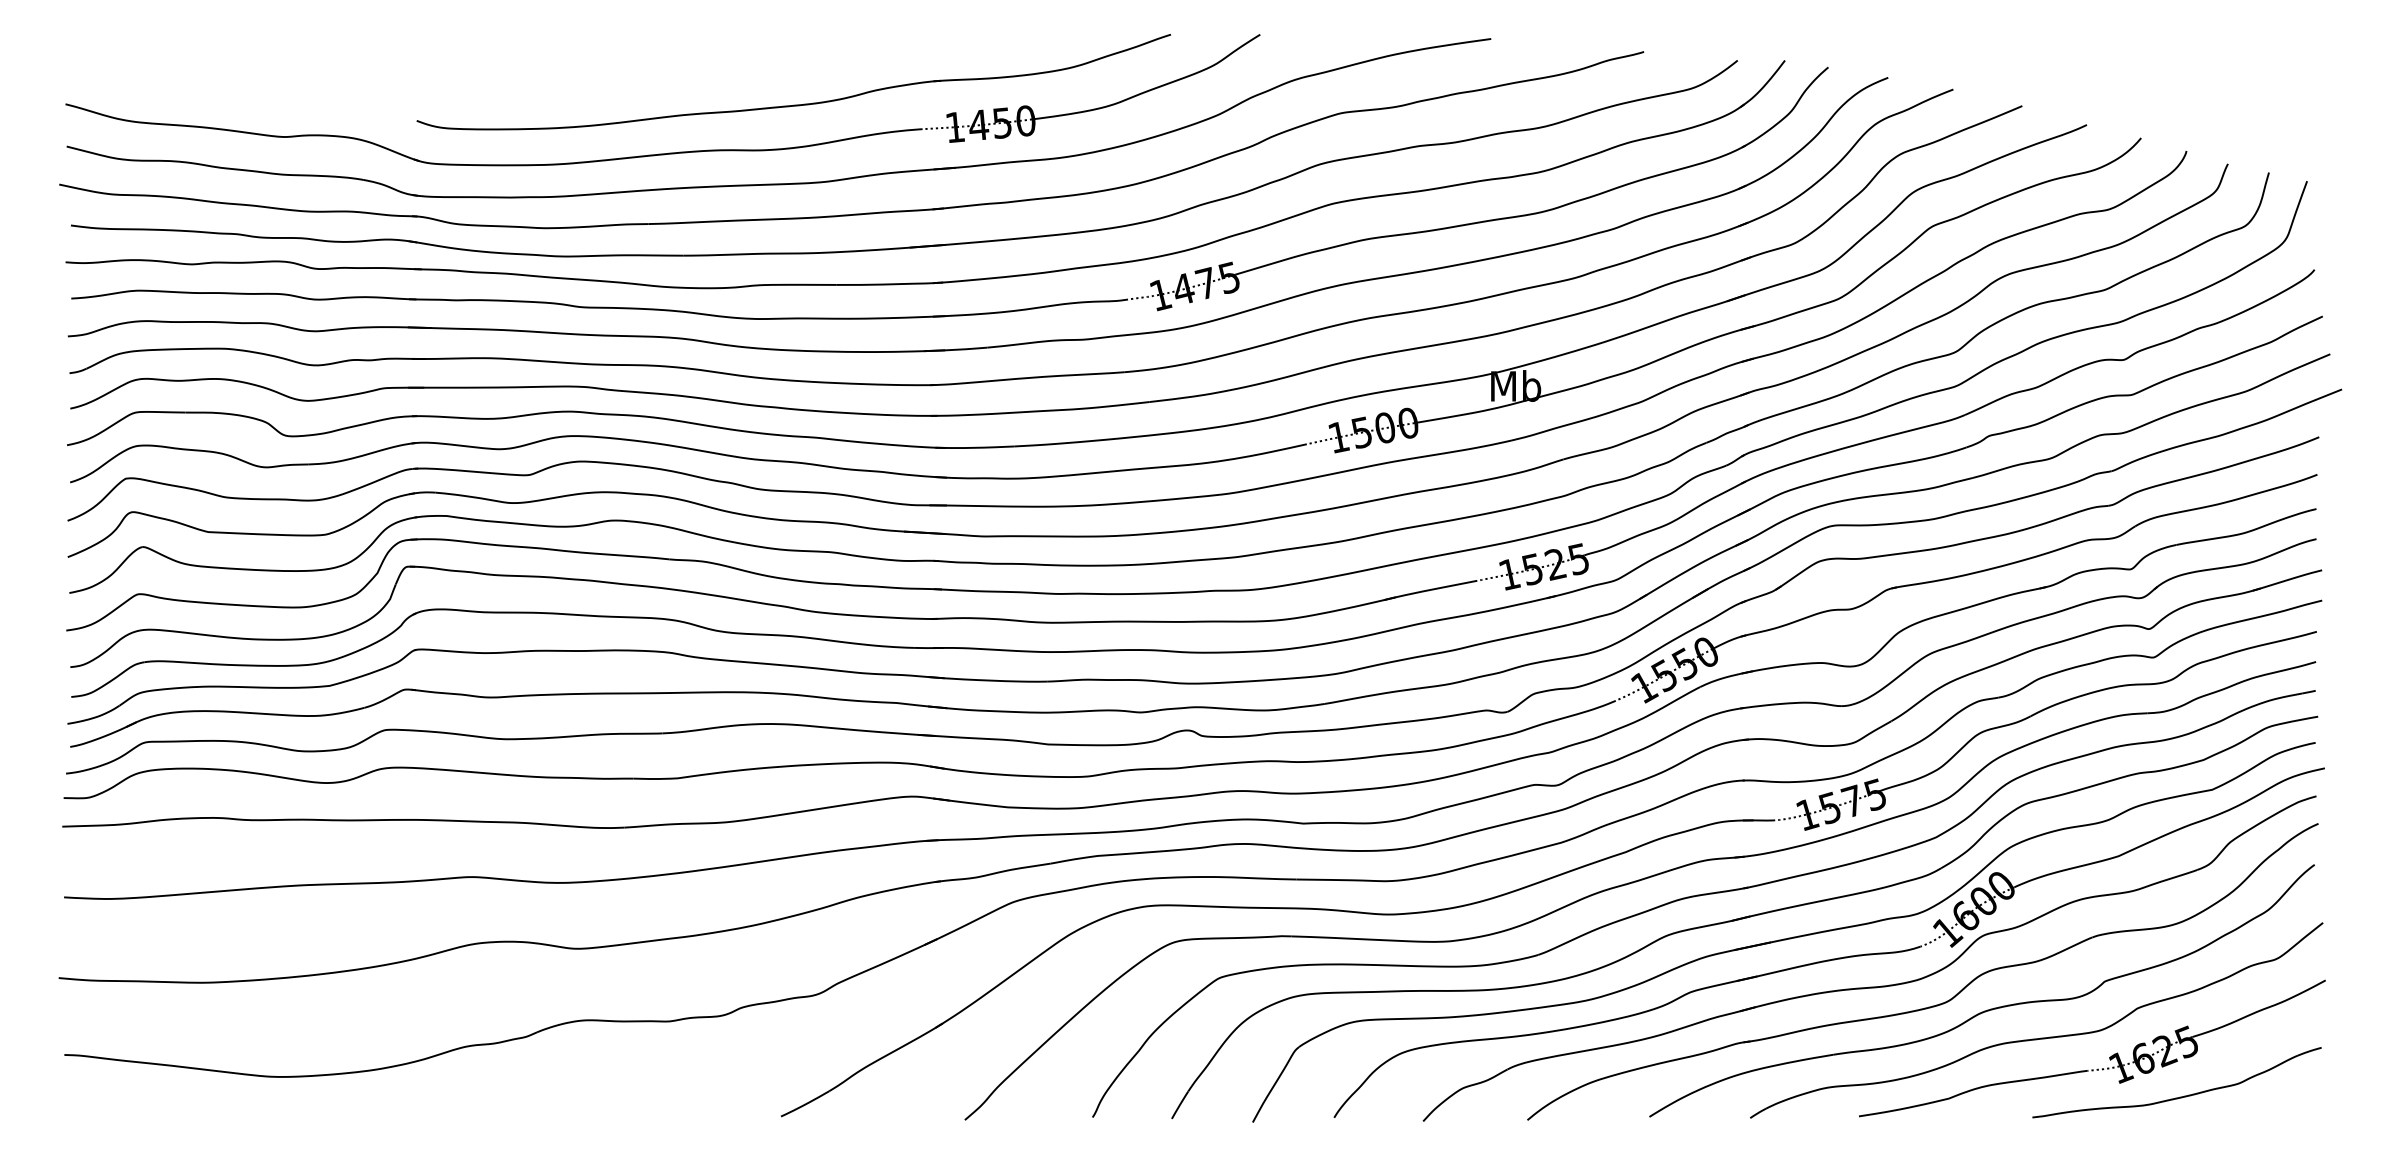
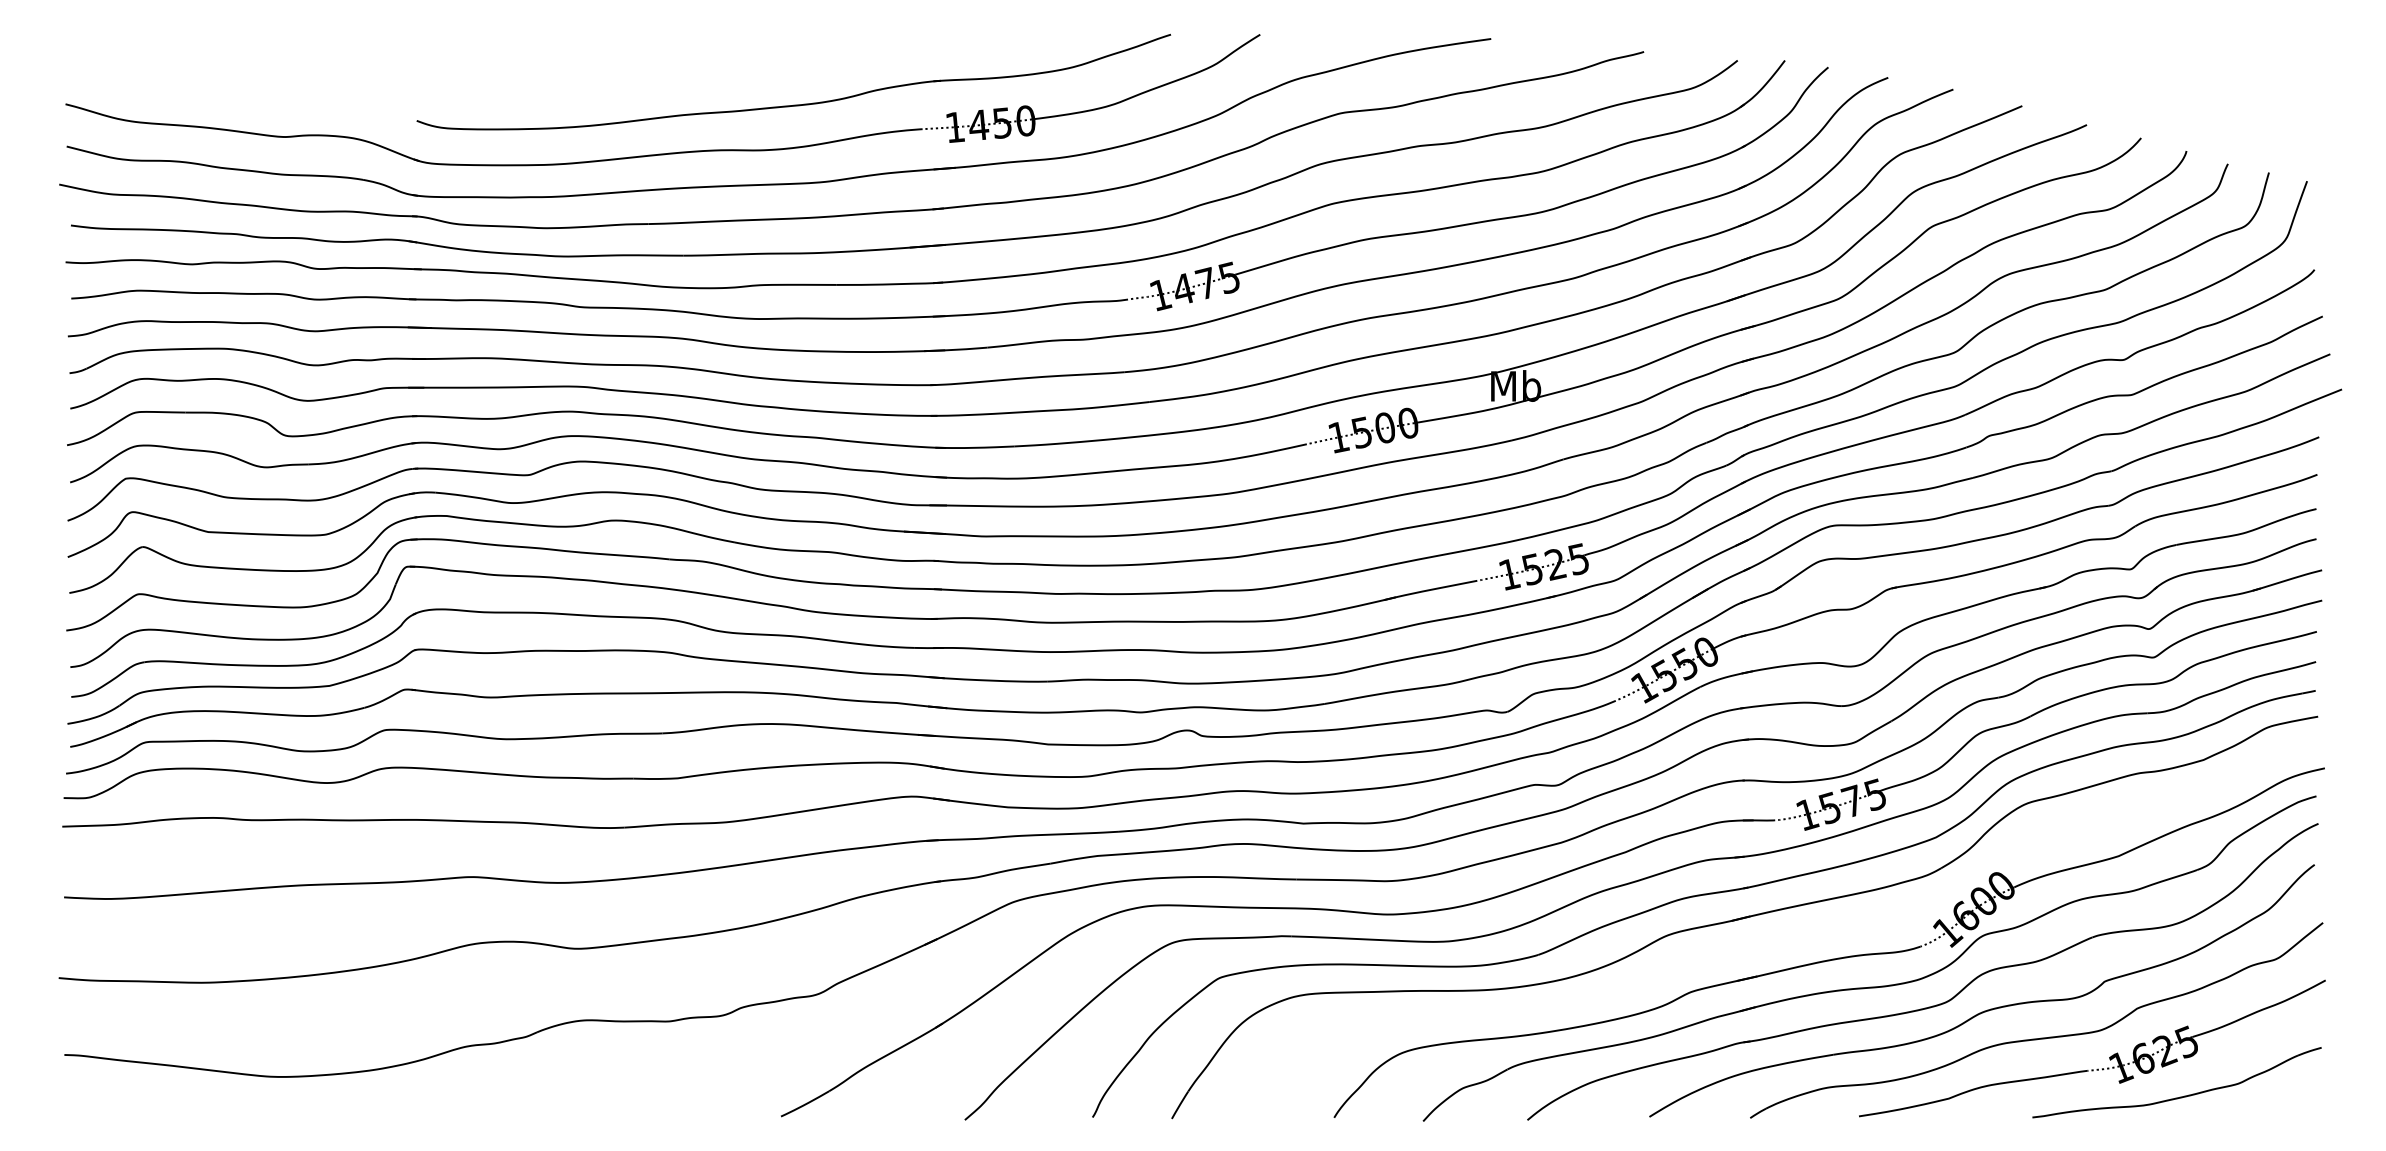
part: present -> none (1783, 932)
